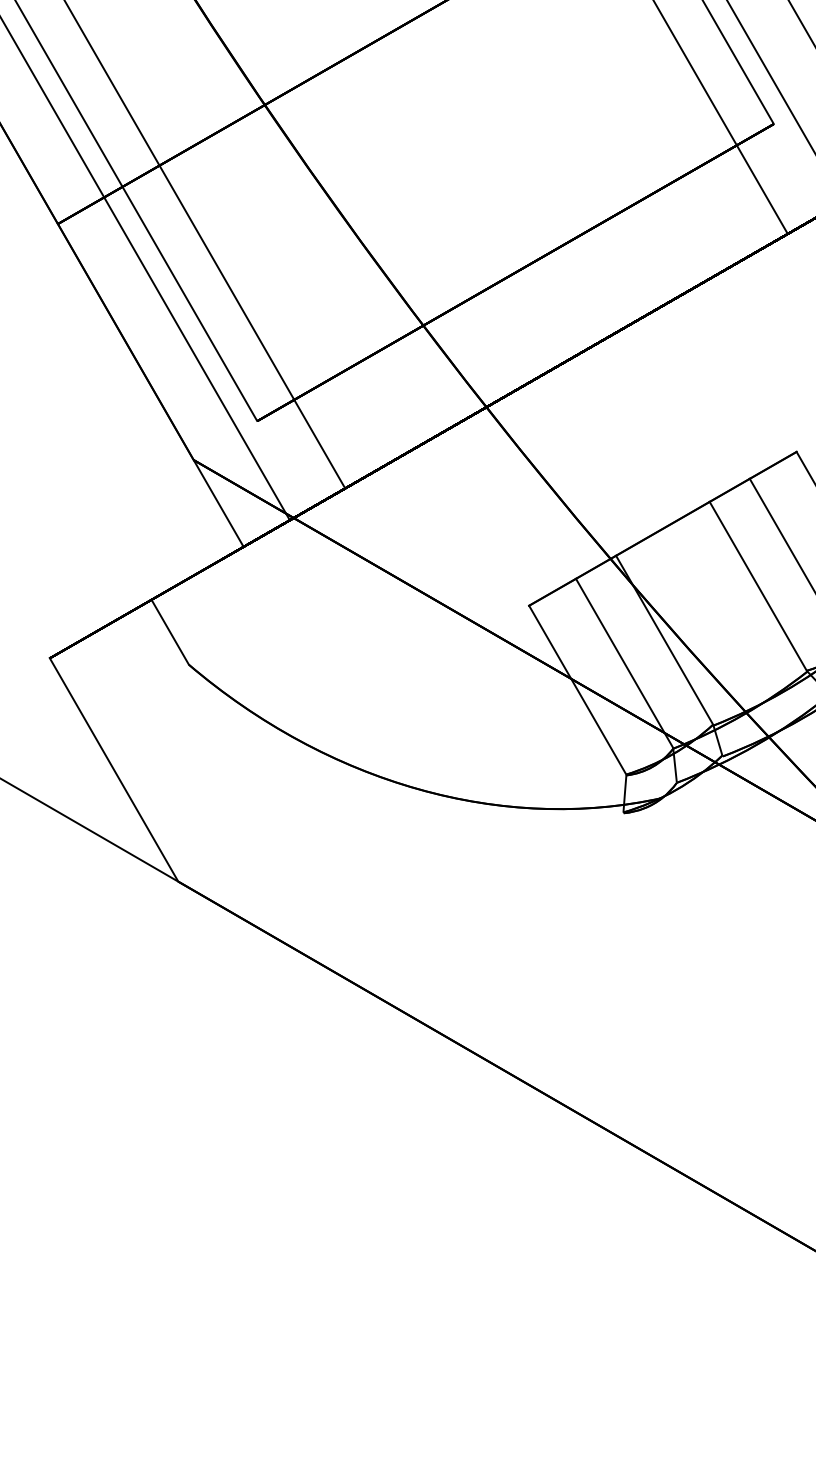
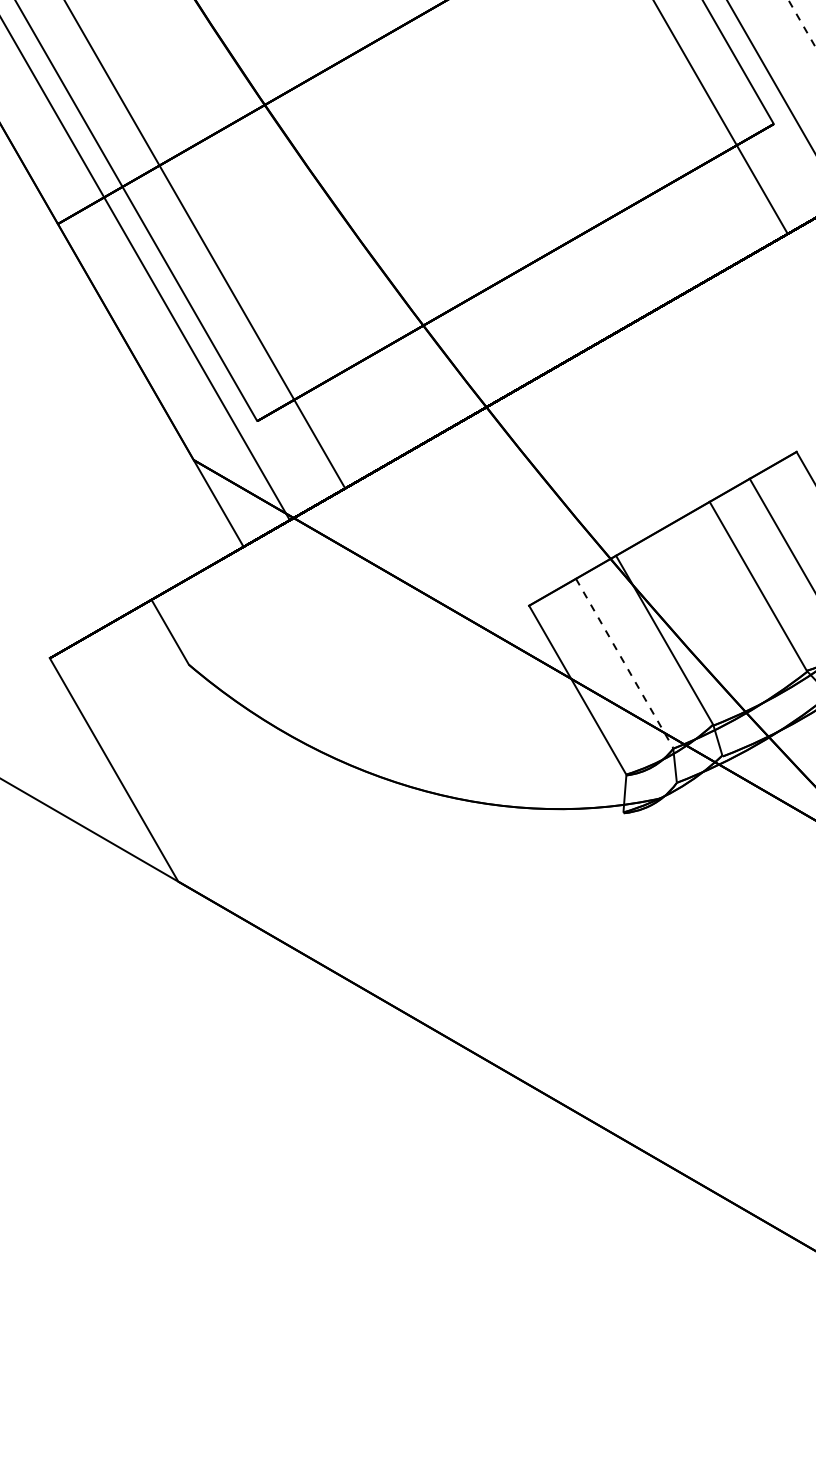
line: solid -> dashed (802, 23)
line: solid -> dashed (624, 663)
